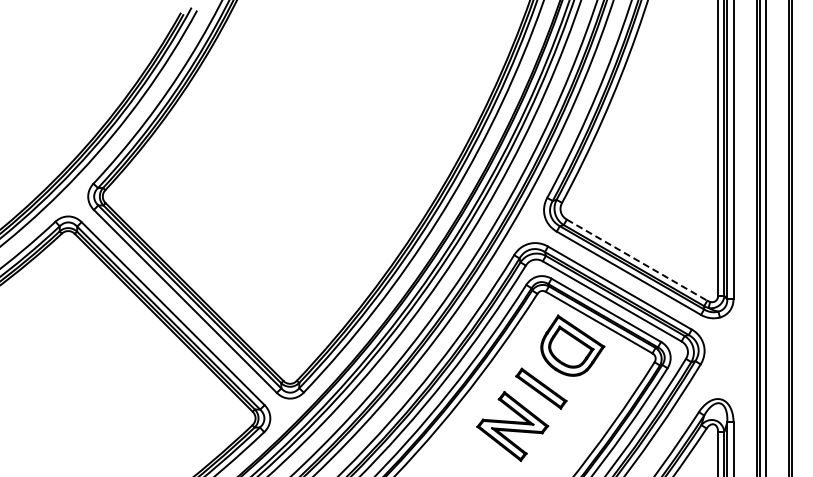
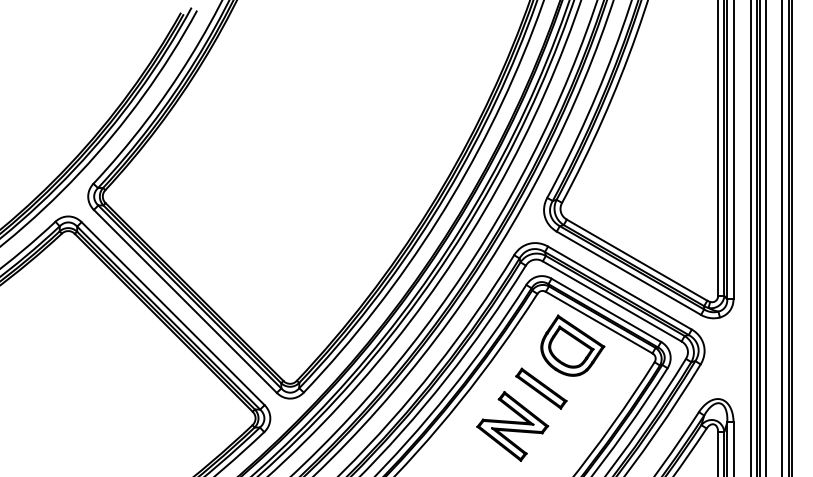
line: none -> present (750, 237)
line: none -> present (781, 237)
line: dashed -> solid (637, 260)
